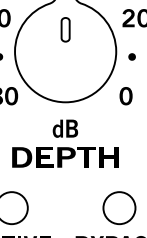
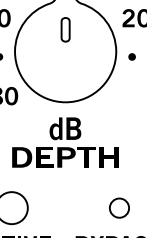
part: present -> none (125, 96)
part size: 27x19 px -> 33x24 px (65, 128)
circle diameter: 32 px -> 19 px (119, 207)
